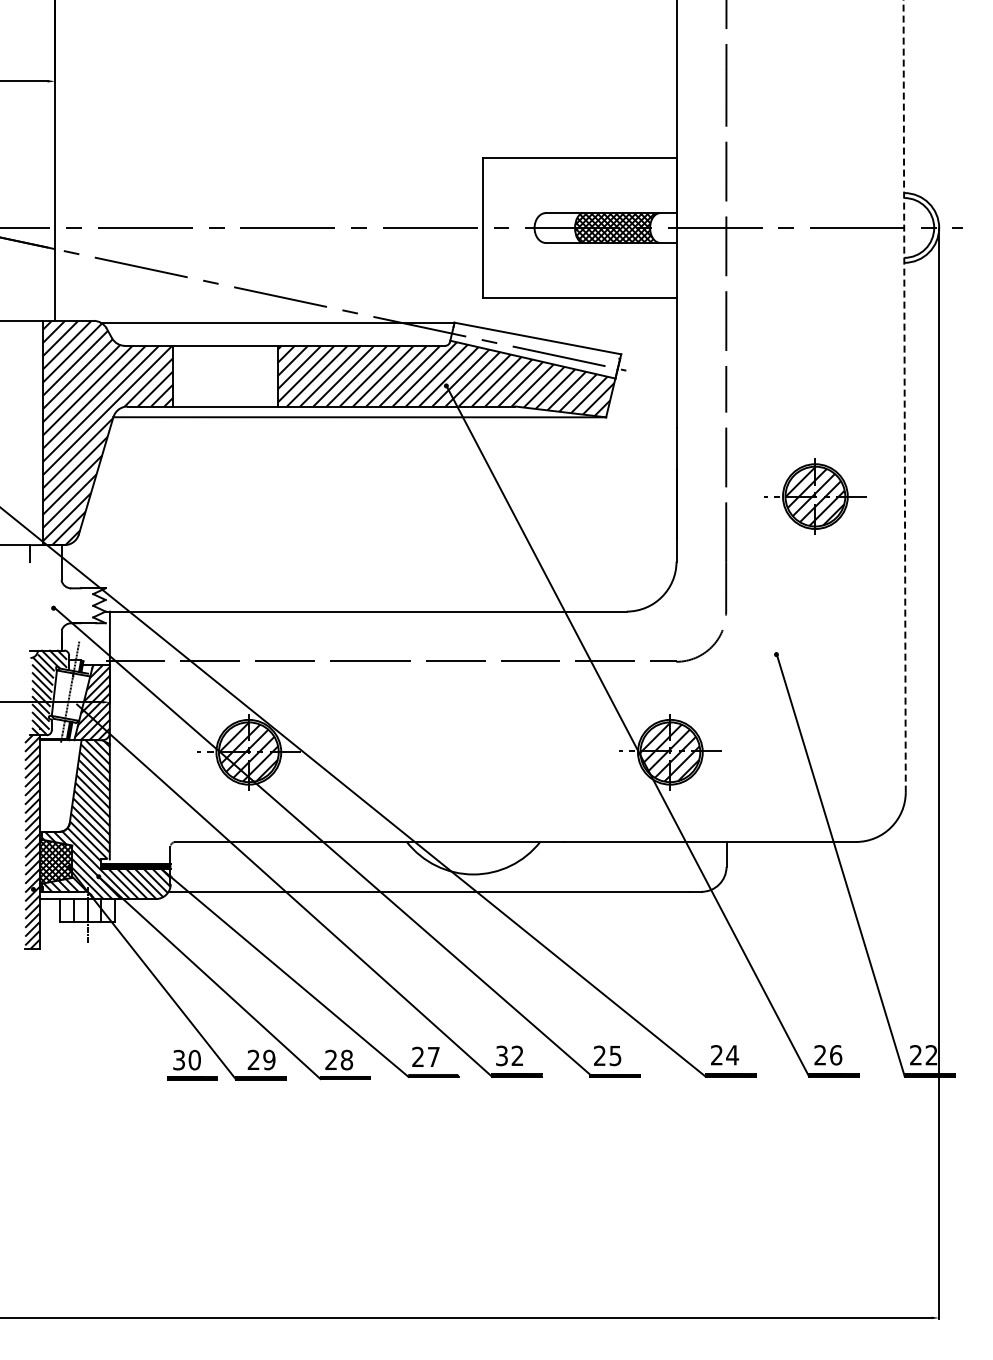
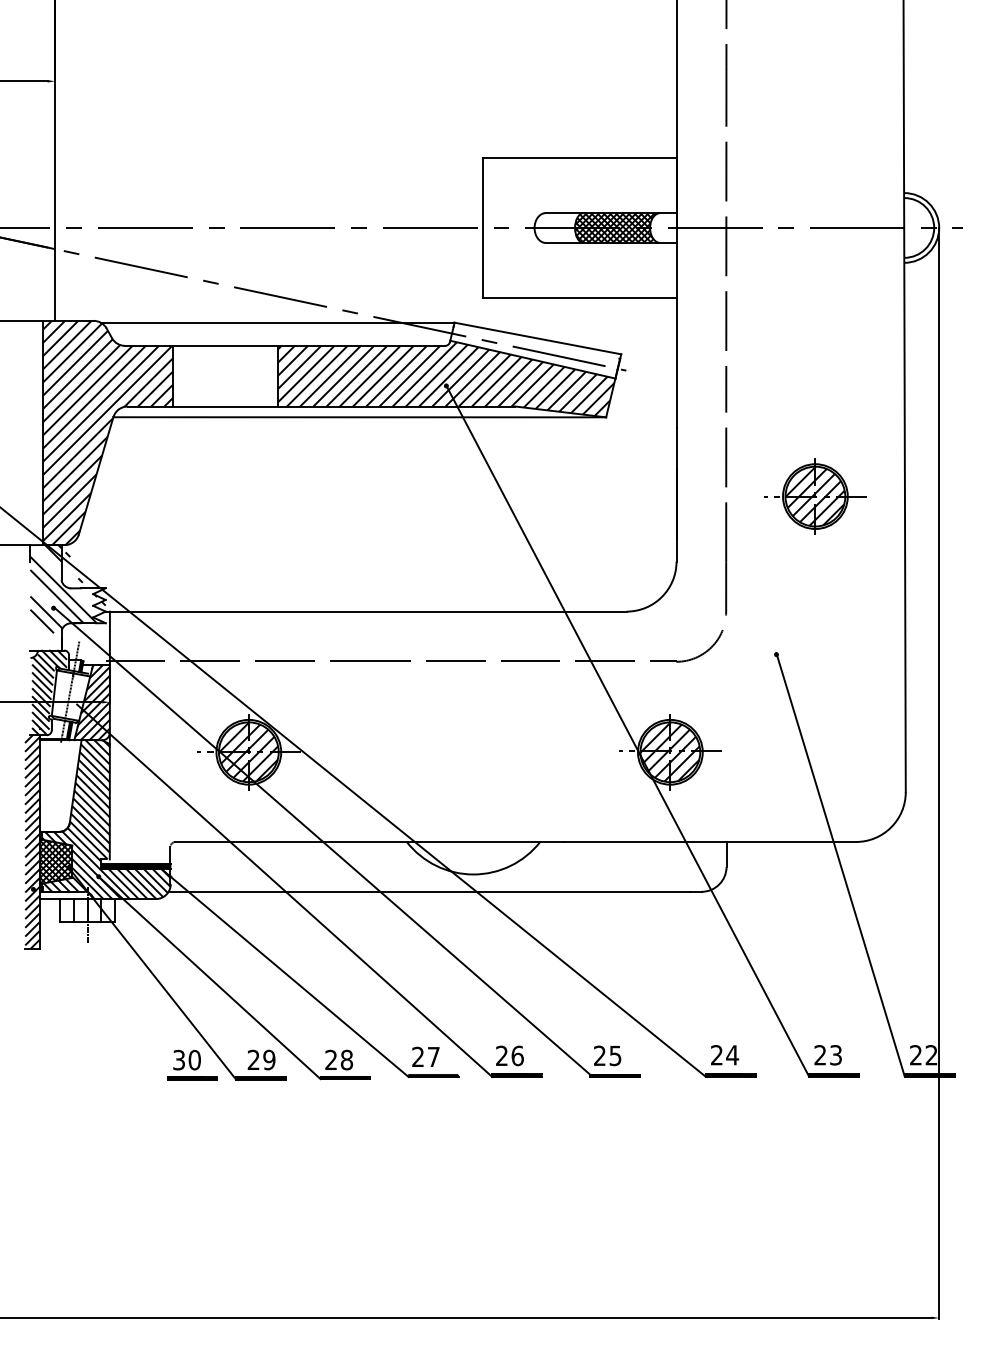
line: dashed -> solid (904, 396)
hatch: none -> present (67, 589)
text: 32 -> 26 (509, 1055)
text: 26 -> 23 (836, 1055)
